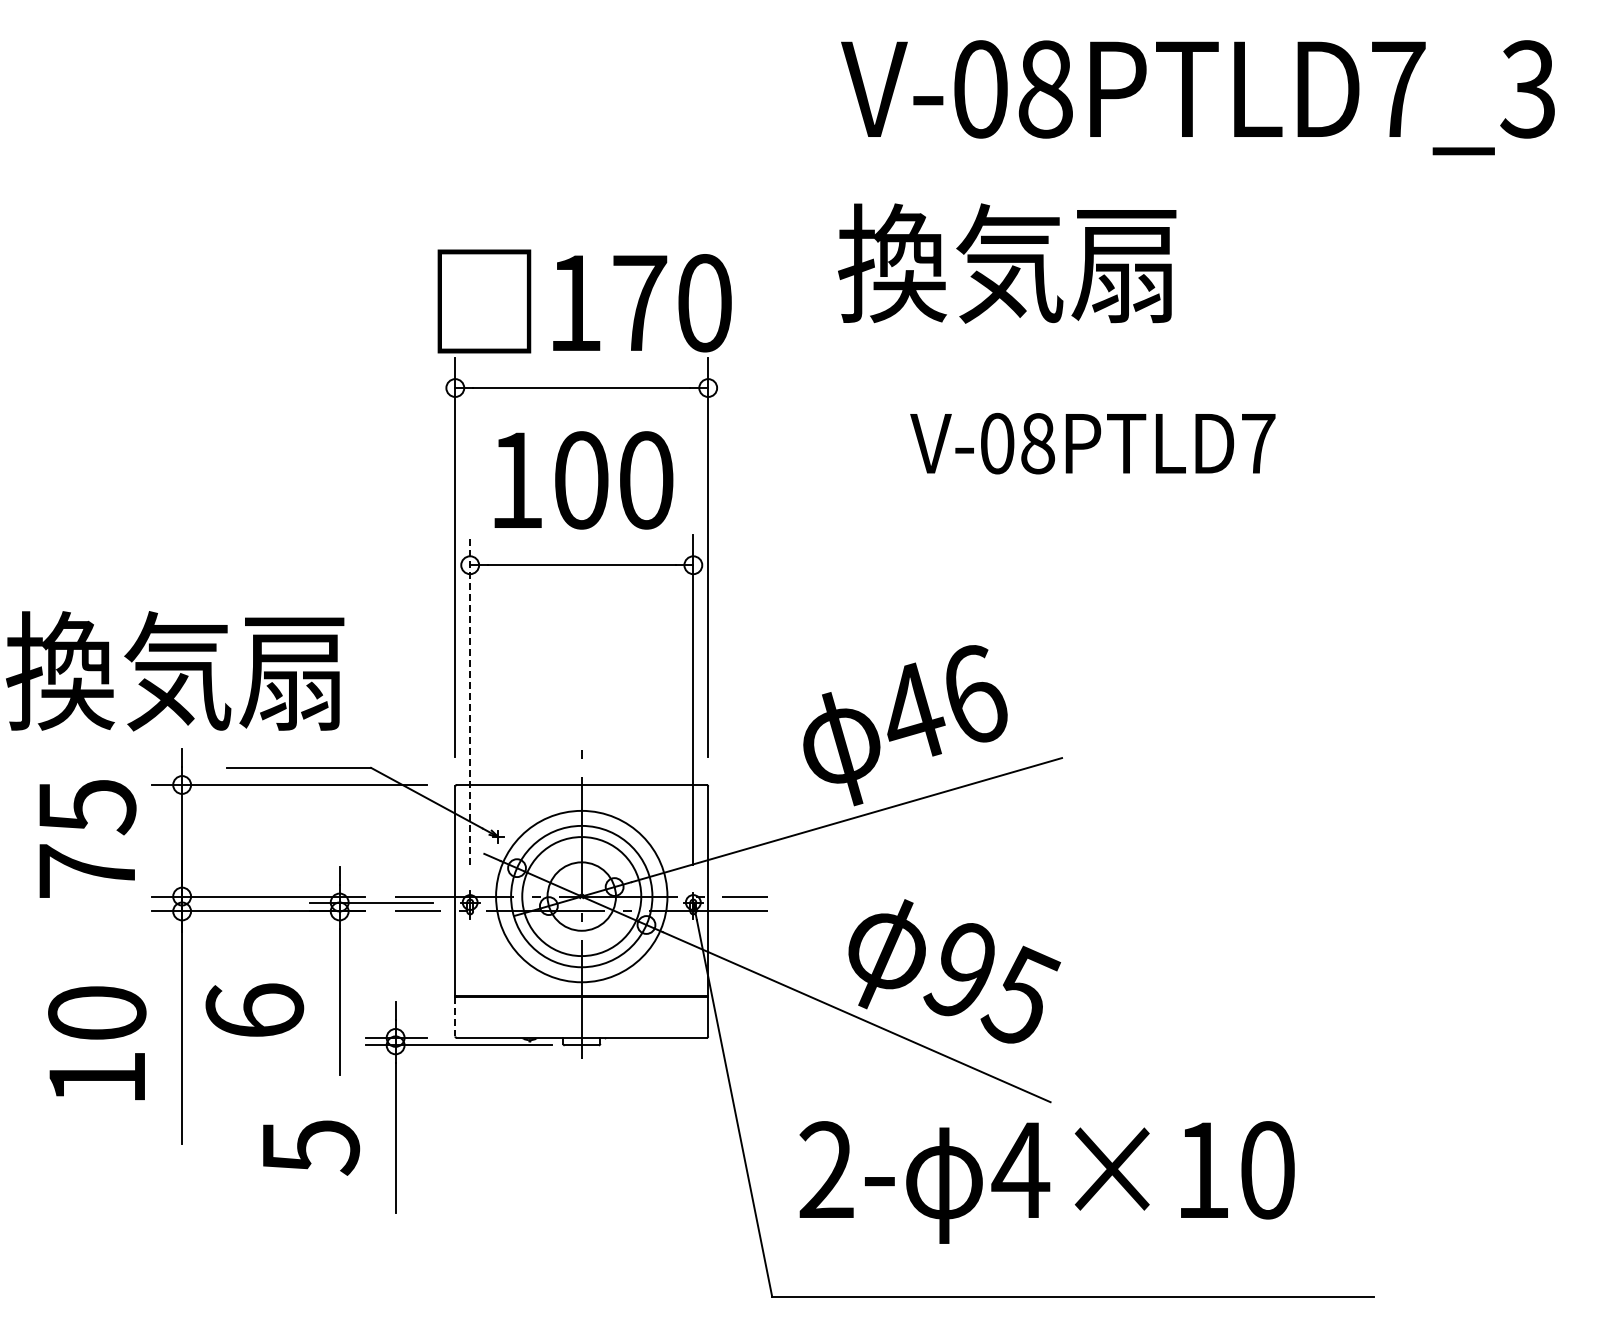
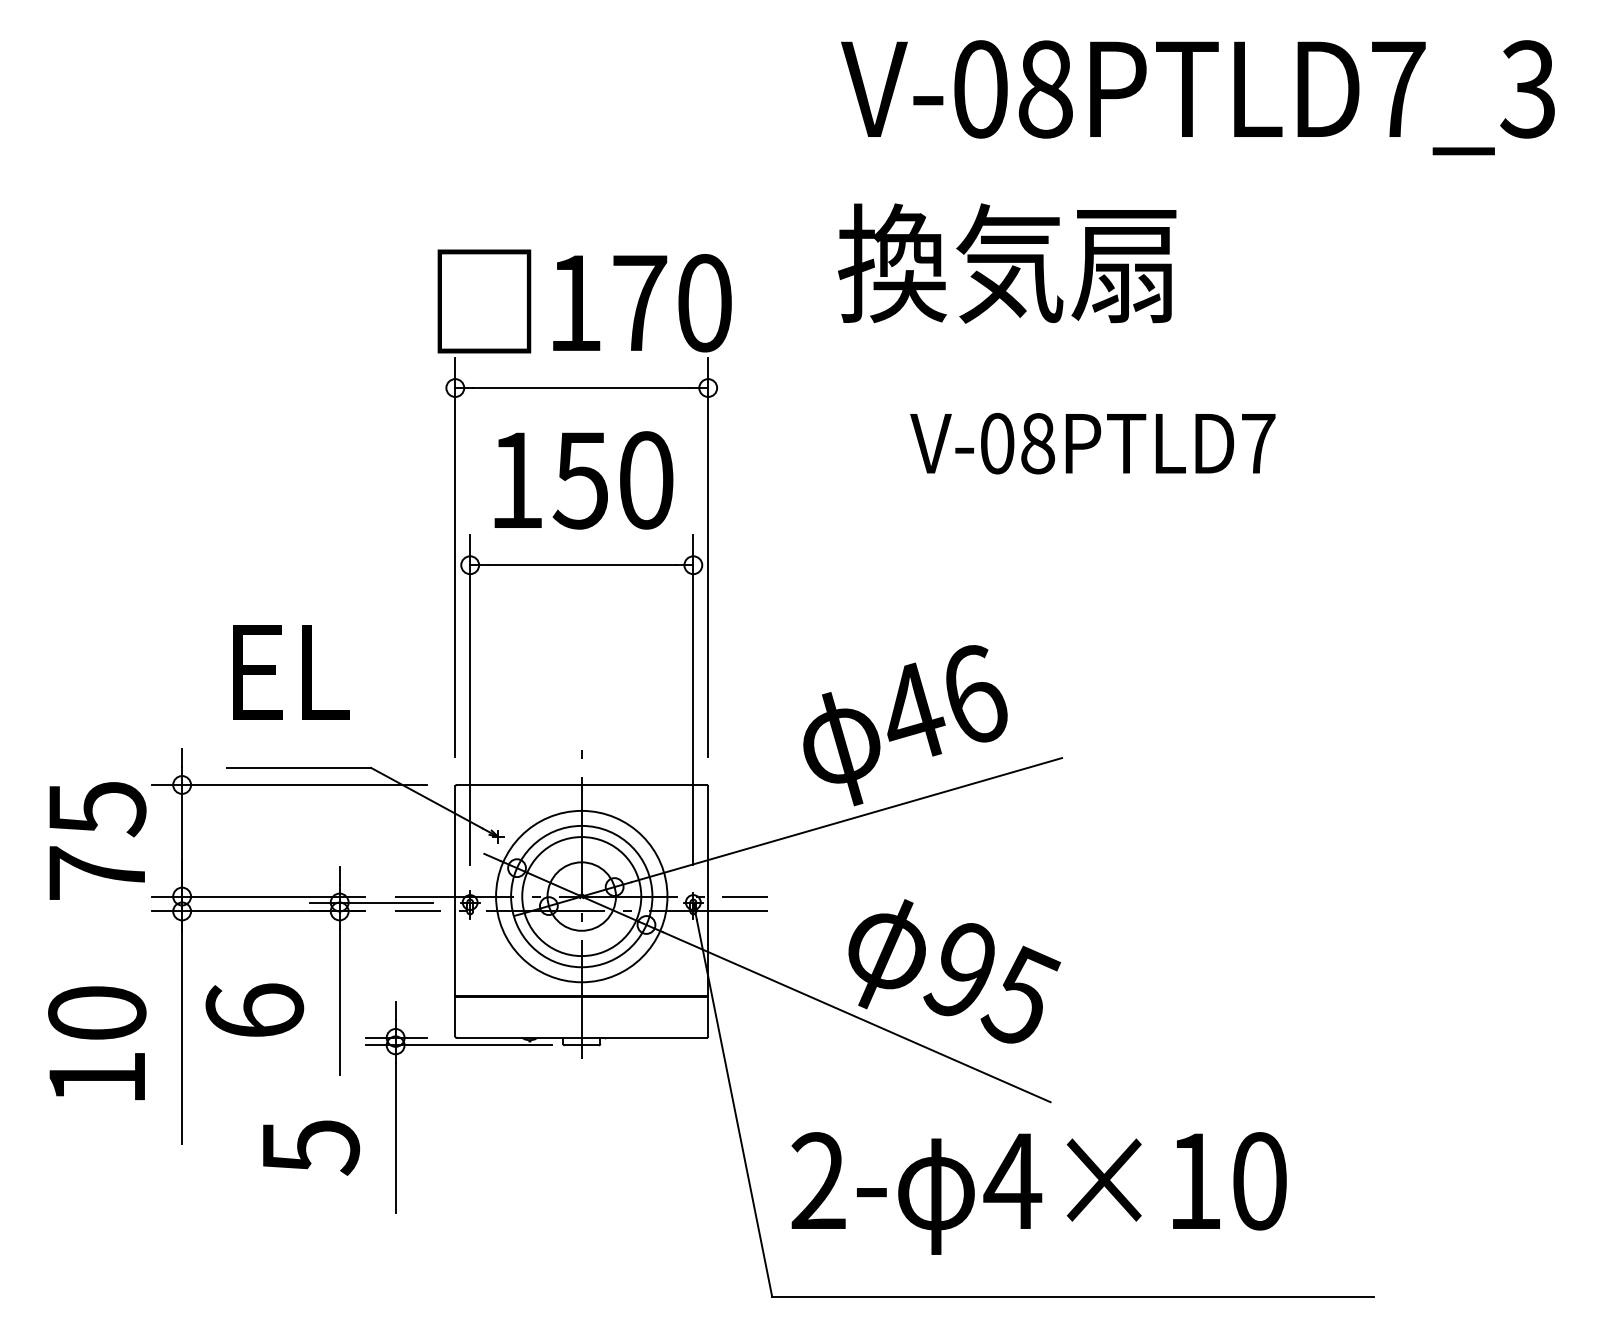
text: 100 -> 150 (580, 480)
text: 換気扇 -> EL (177, 671)
line: dashed -> solid (470, 700)
text position: (87, 838) -> (97, 840) (97, 840)
line: dashed -> solid (455, 1017)
text position: (1046, 1182) -> (1038, 1193) (1038, 1193)
